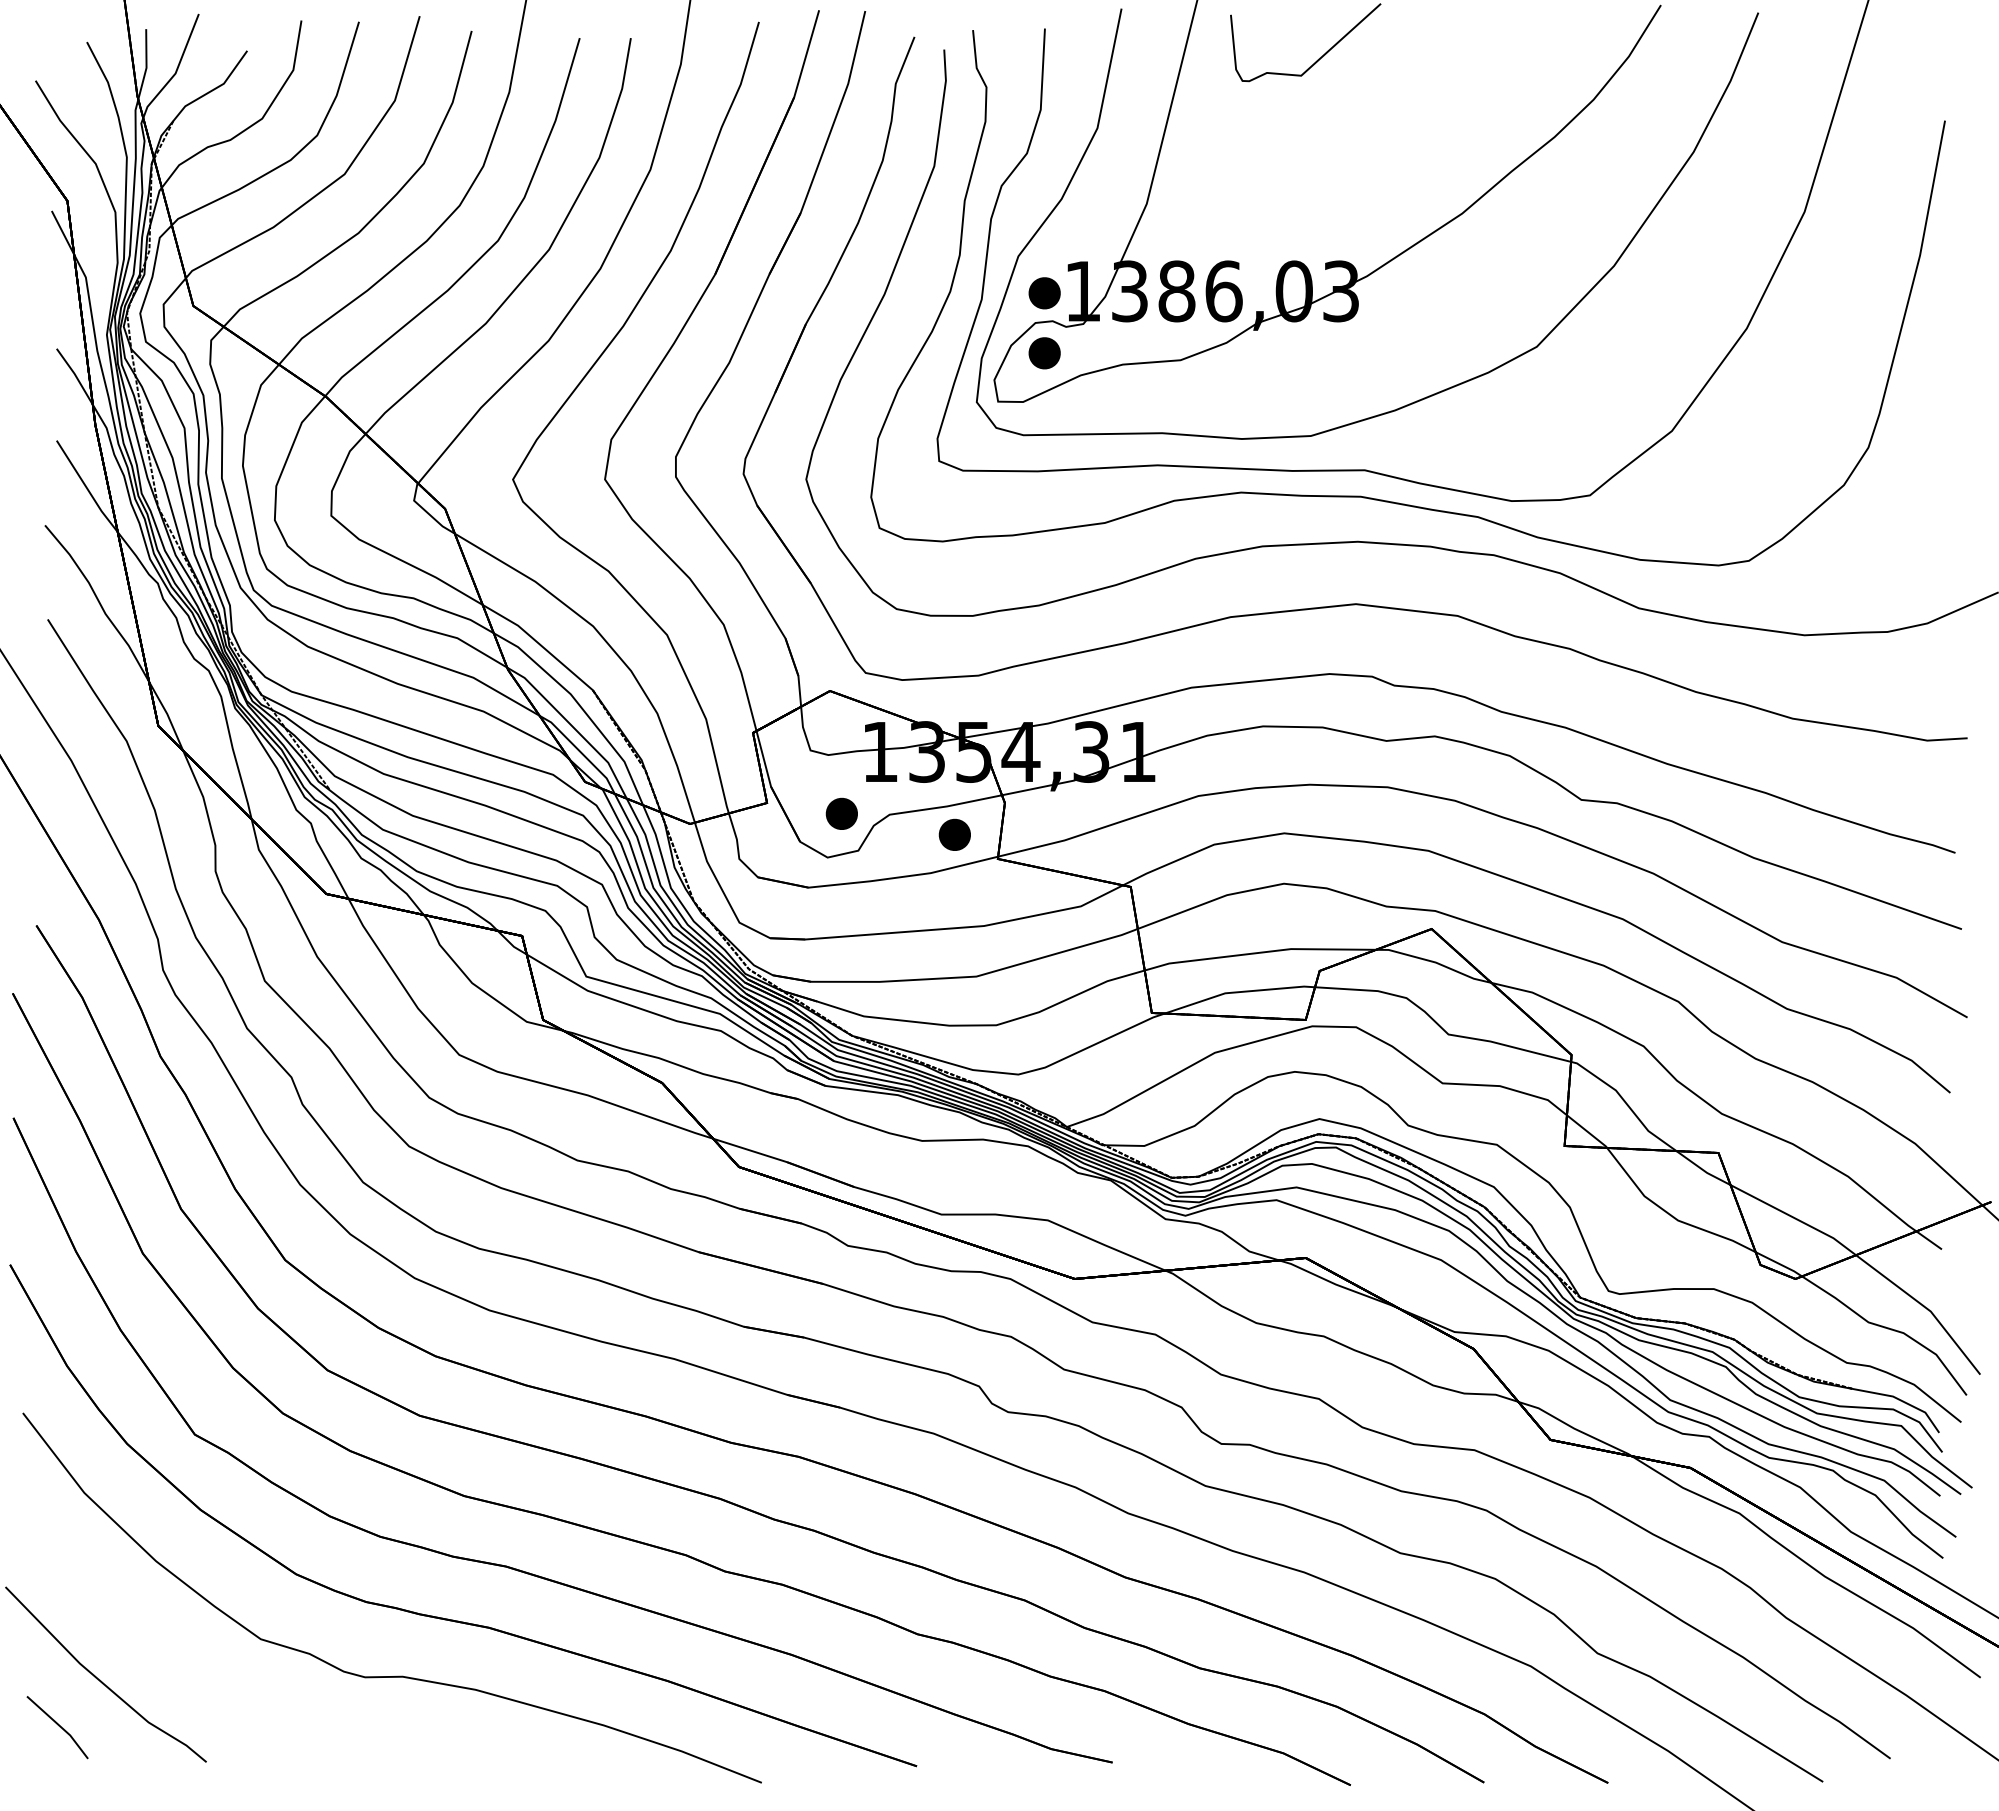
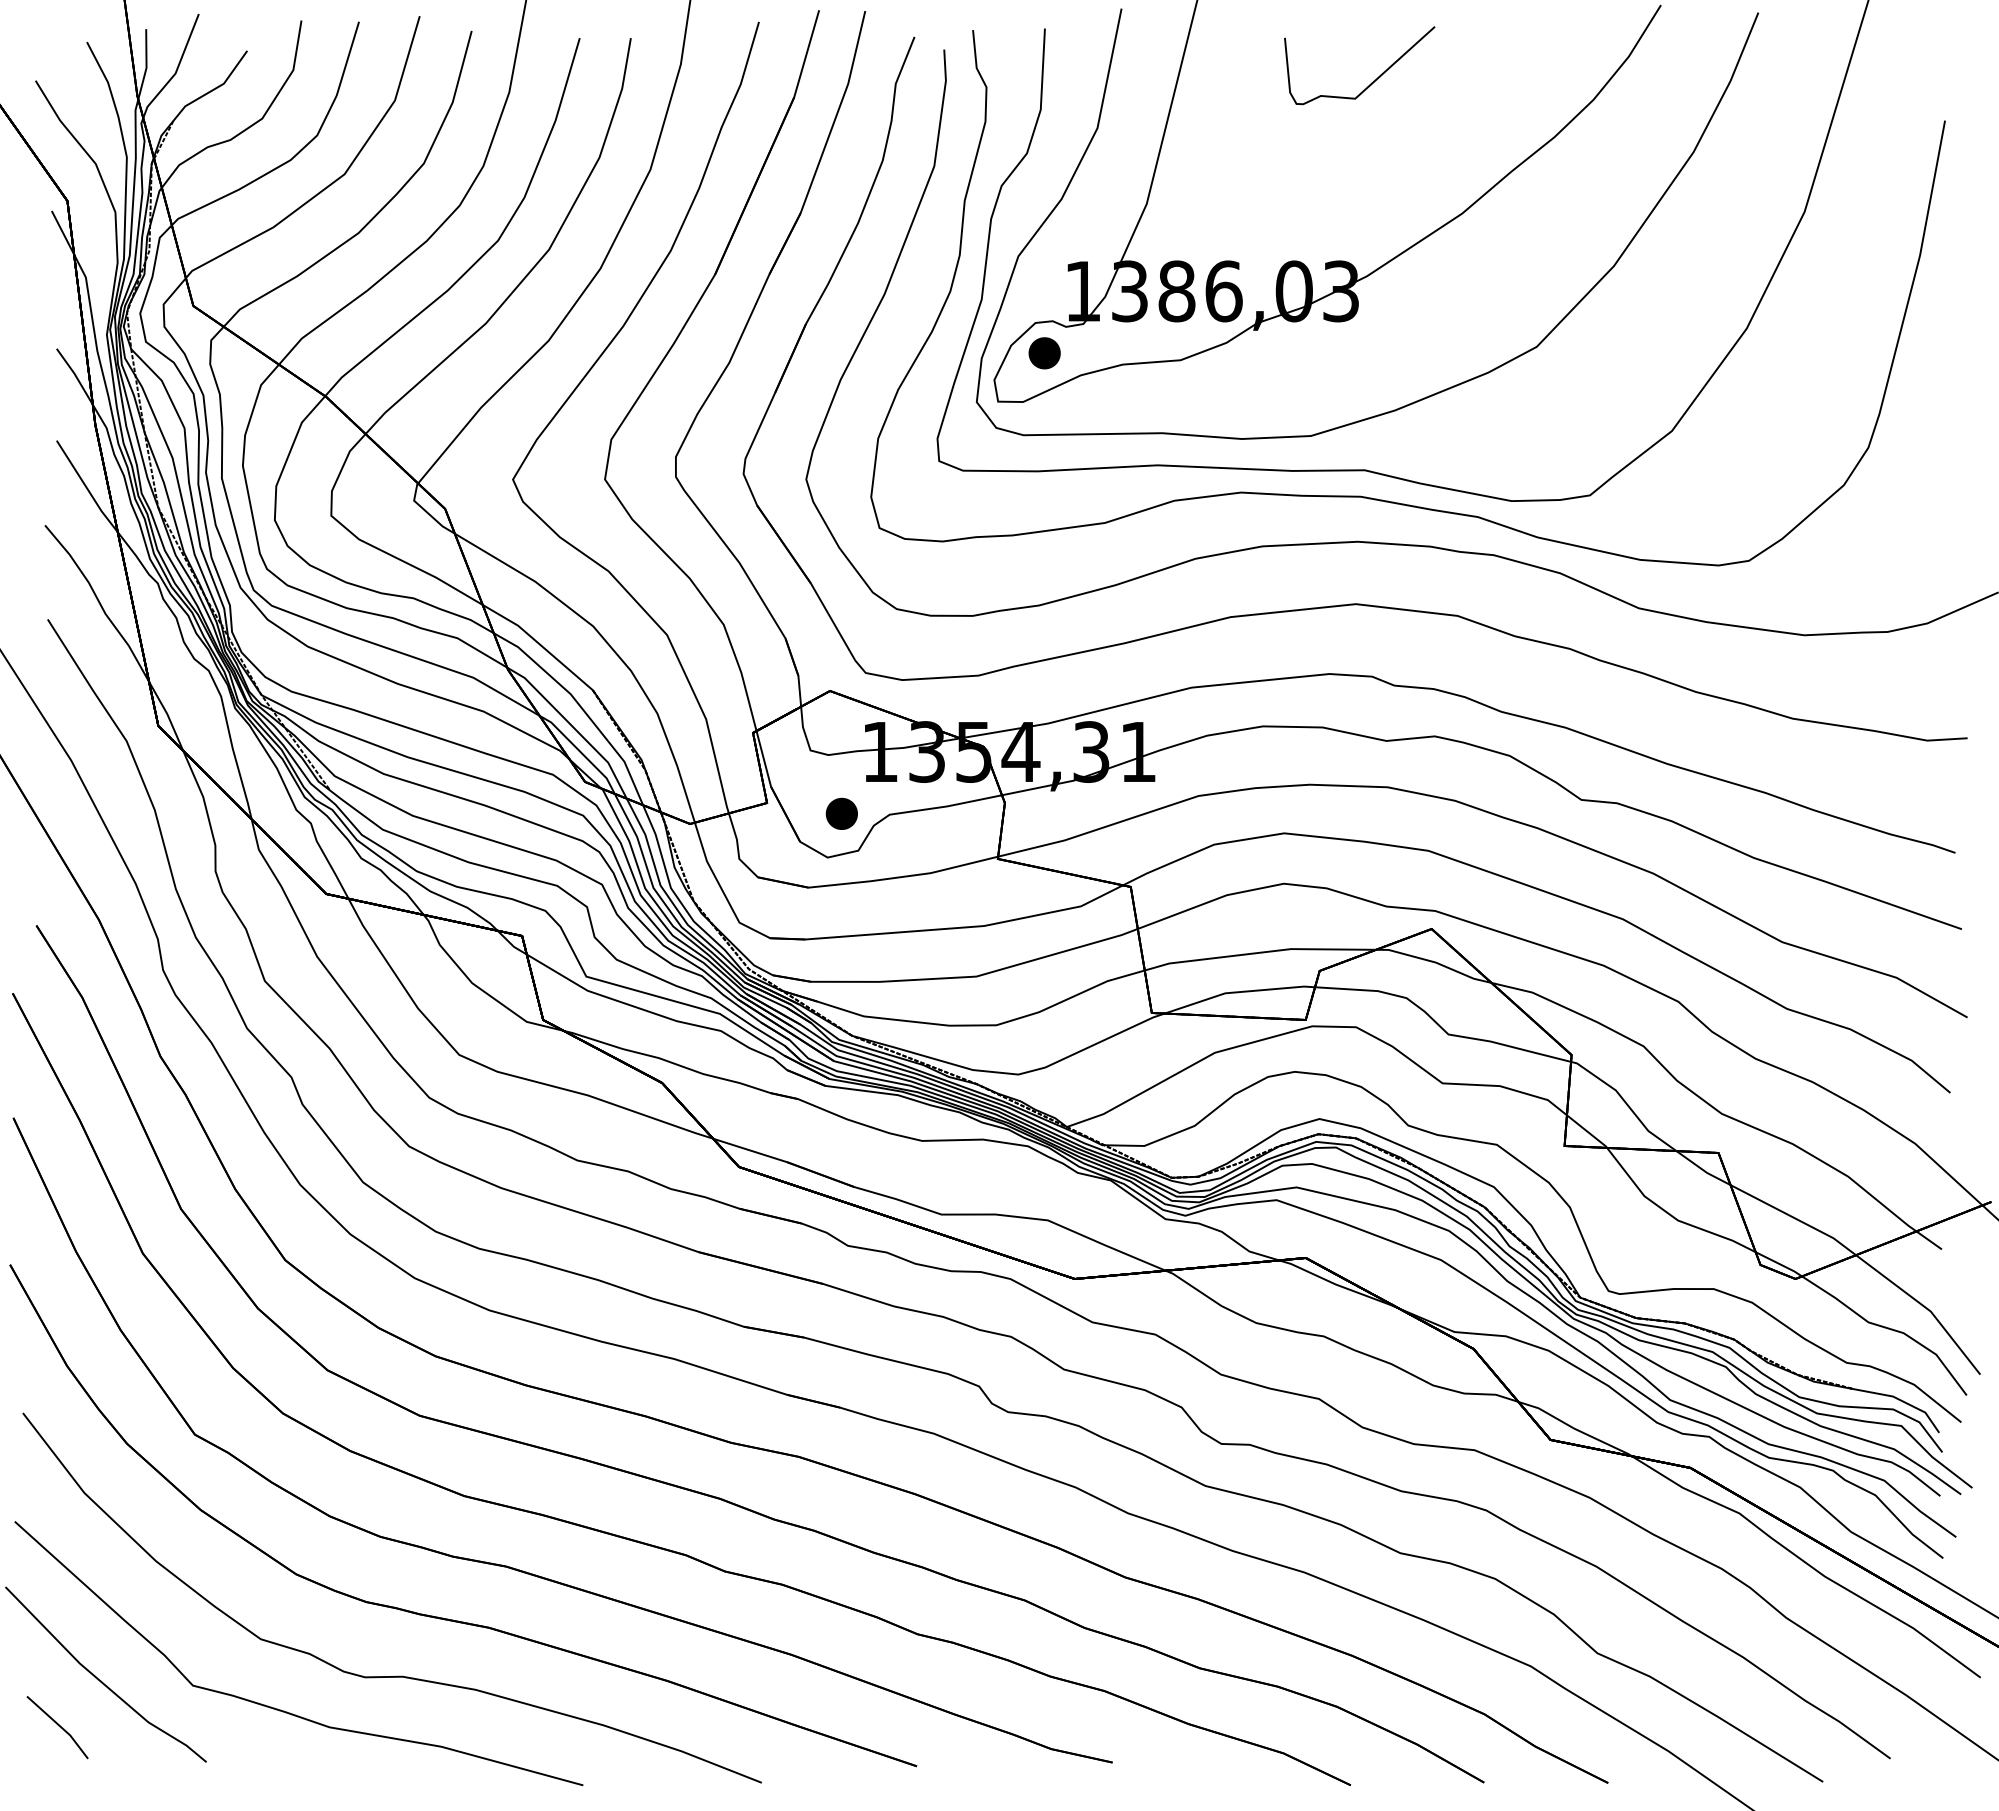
part position: (1319, 57) -> (1373, 80) (1373, 80)
part: present -> none (1044, 293)
part: present -> none (954, 834)
part: none -> present (284, 1710)
